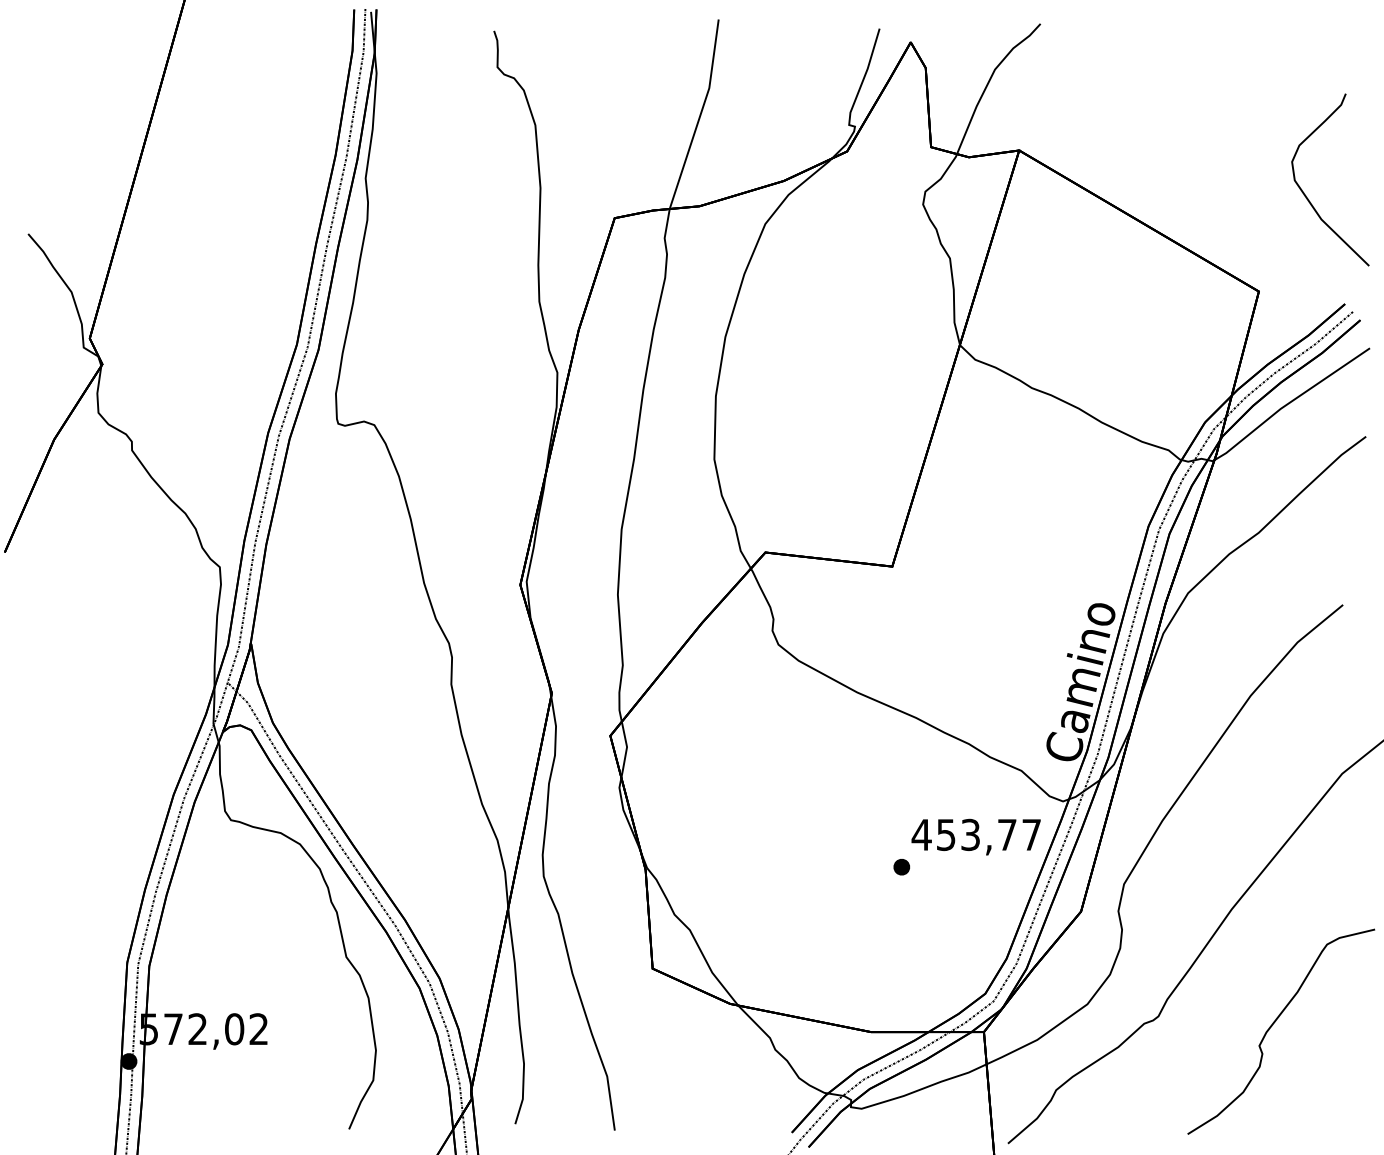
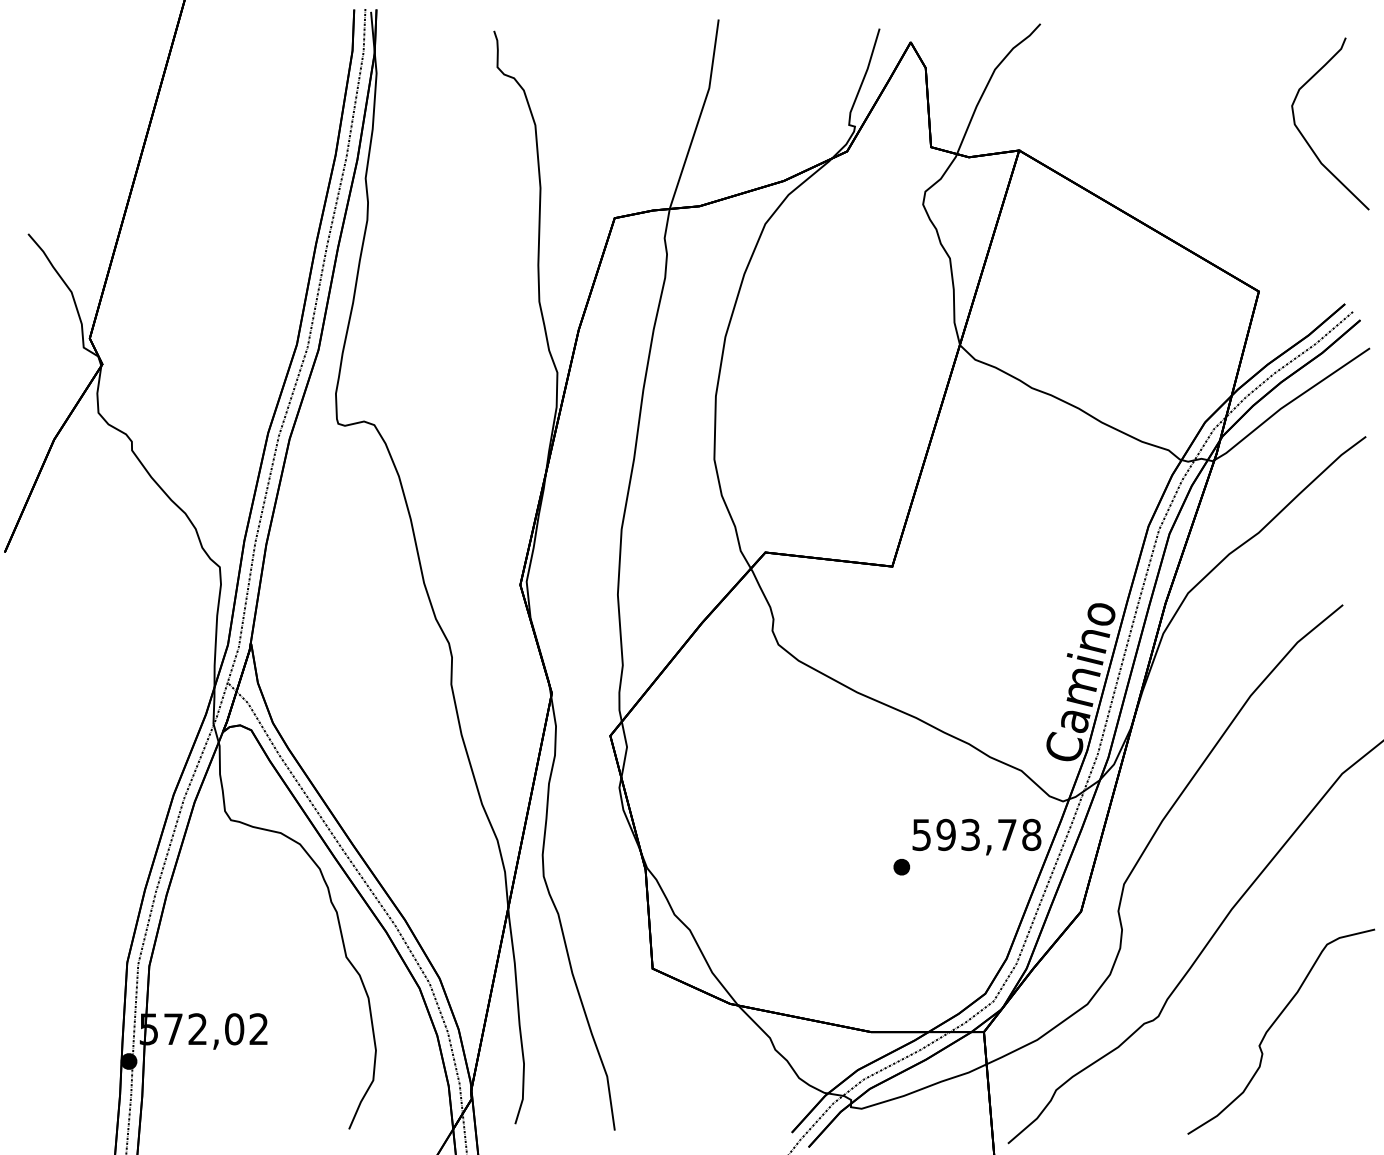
curve position: (1306, 195) -> (1306, 139) (1306, 139)
text: 453,77 -> 593,78 (976, 834)
